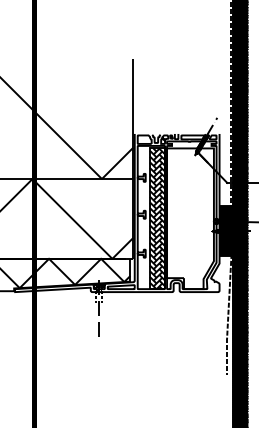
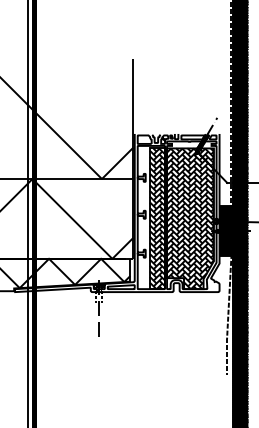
line: none -> present (28, 213)
hatch: none -> present (190, 218)
